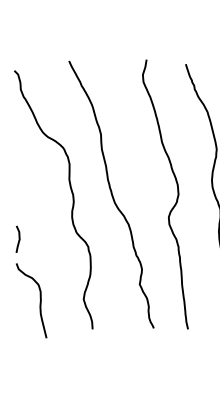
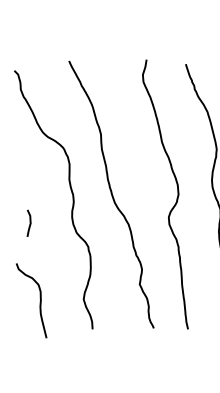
curve position: (18, 238) -> (29, 222) (29, 222)
